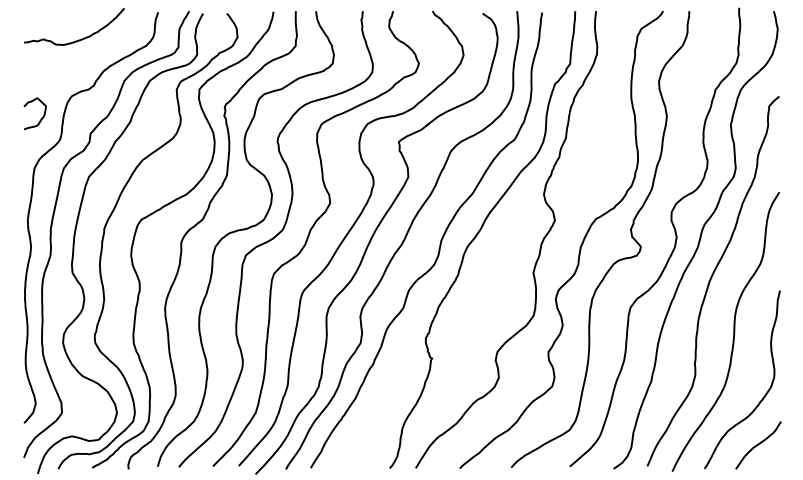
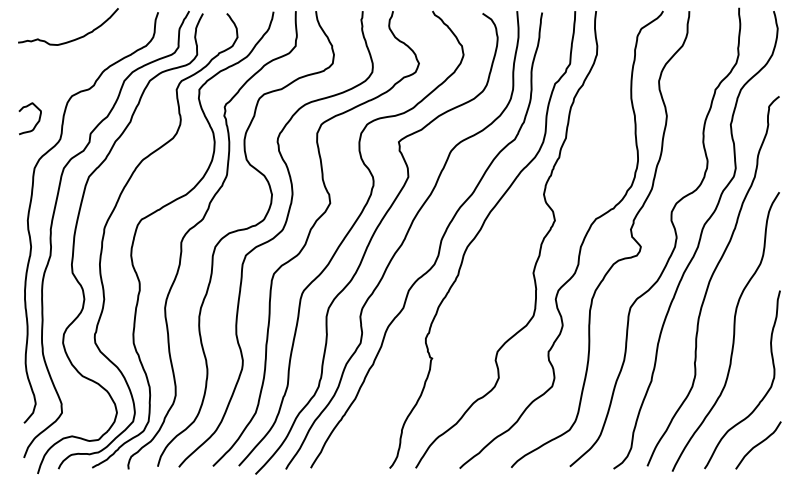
curve position: (78, 39) -> (72, 39) (72, 39)
curve position: (41, 117) -> (36, 122) (36, 122)
